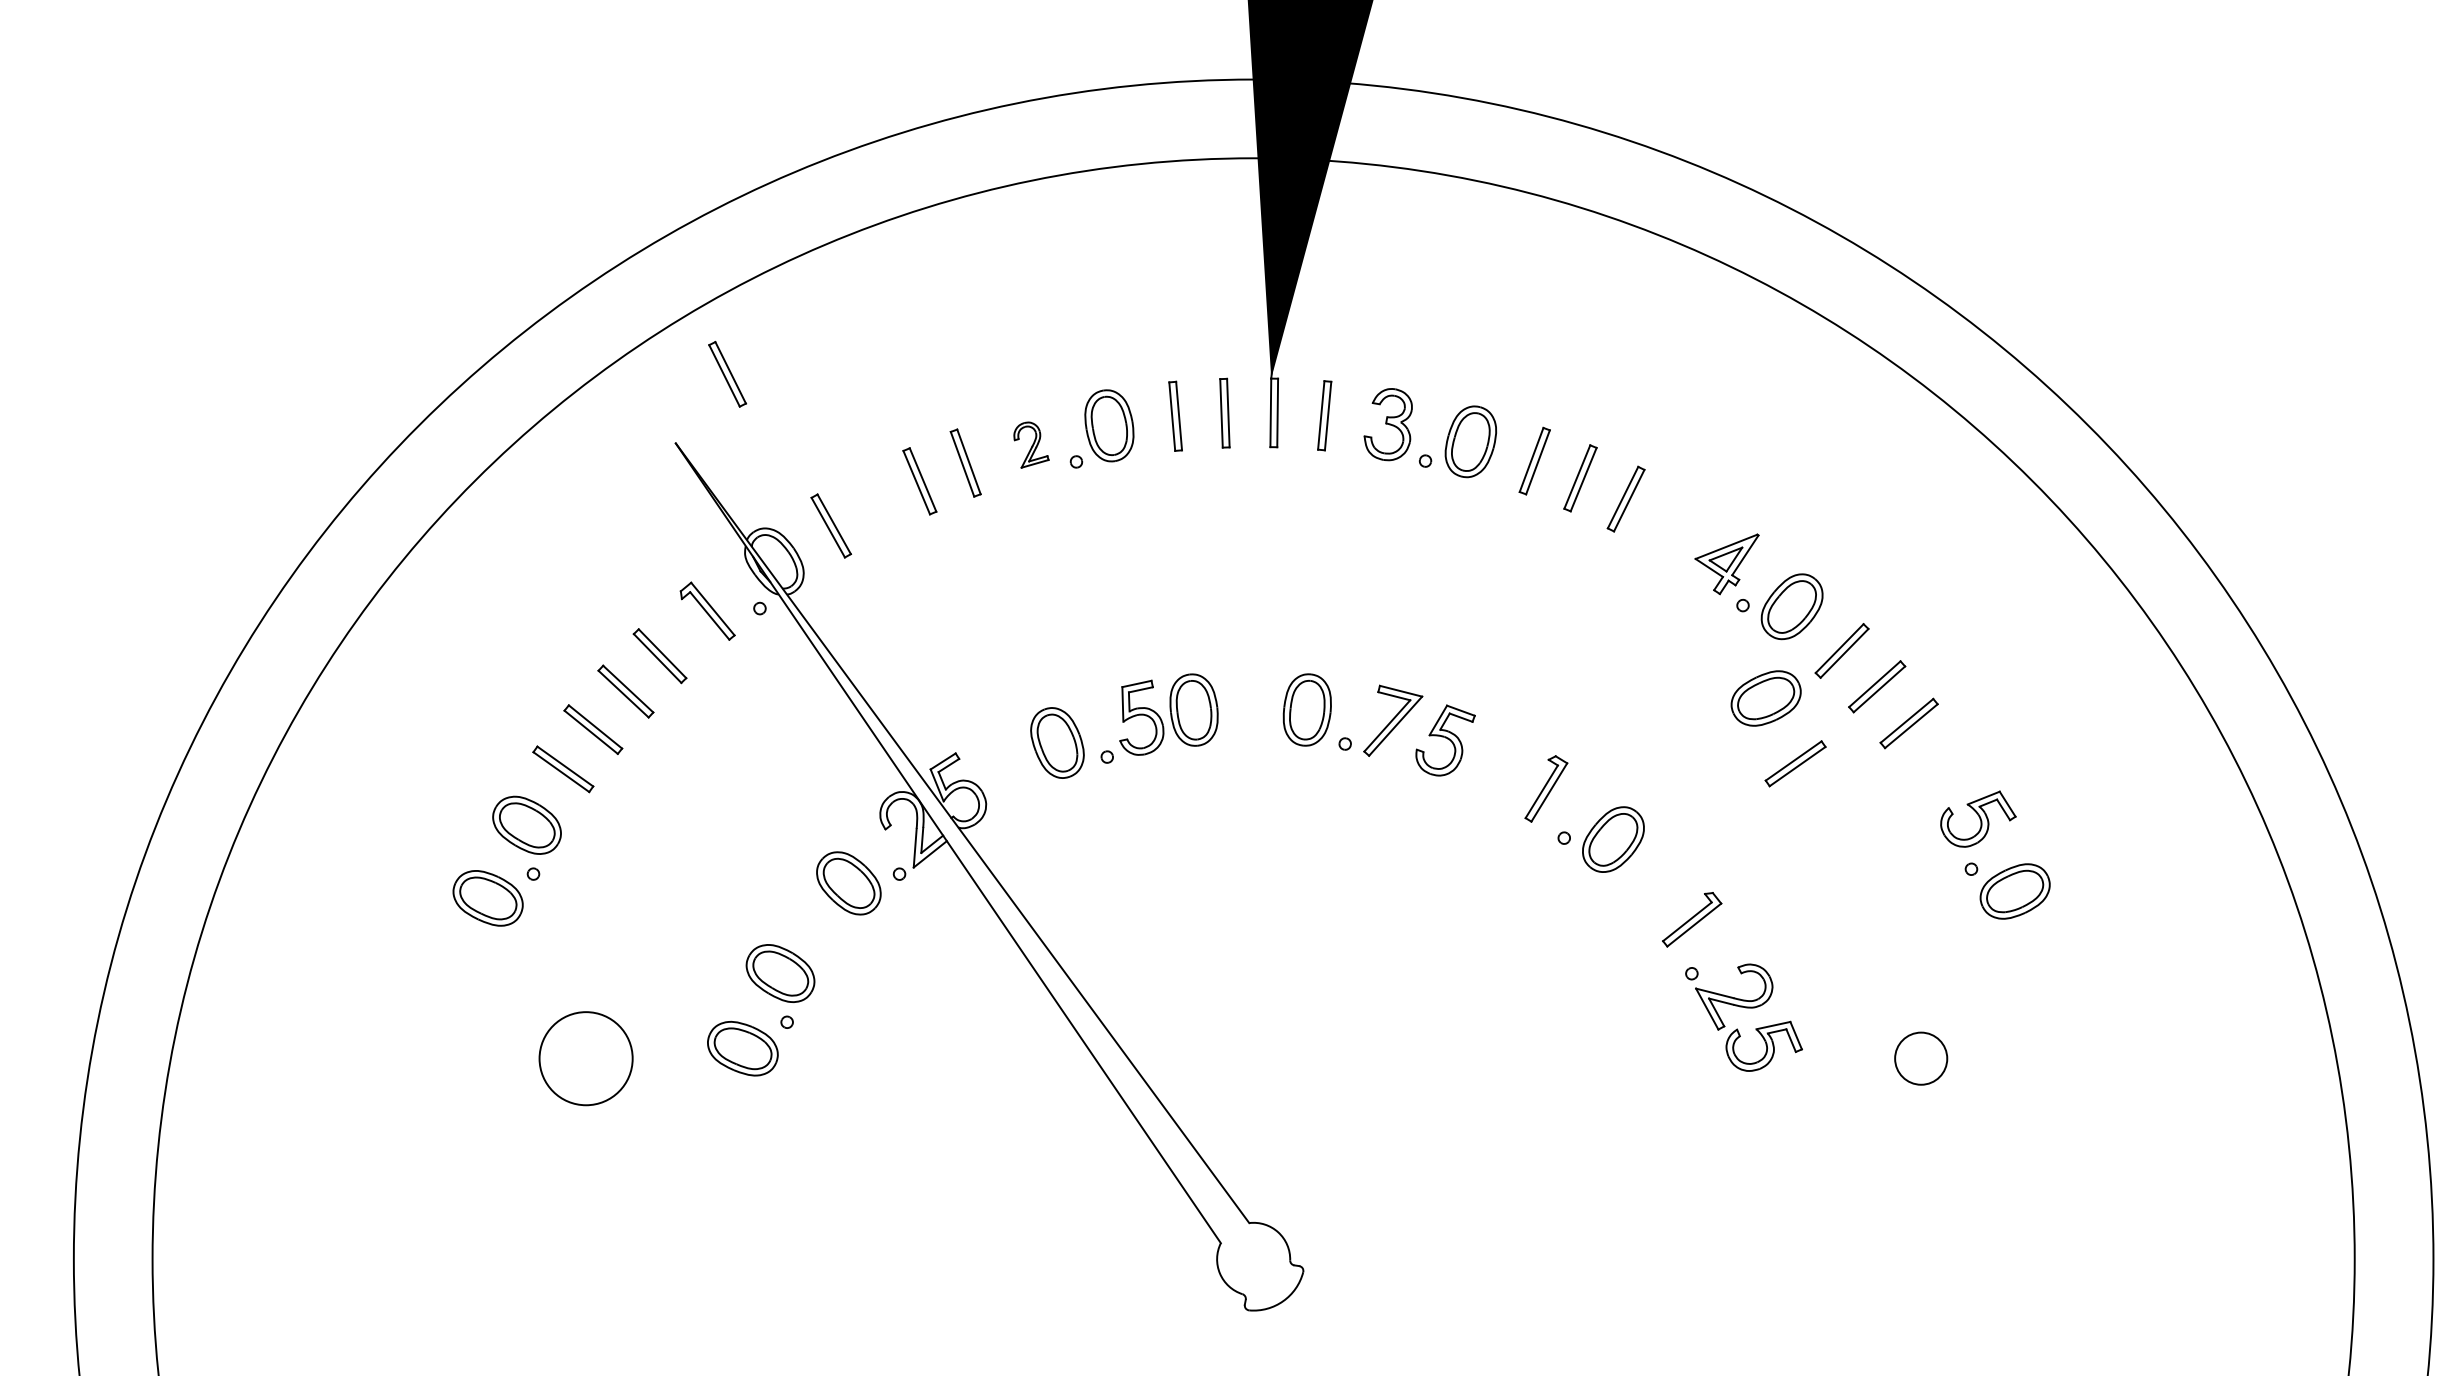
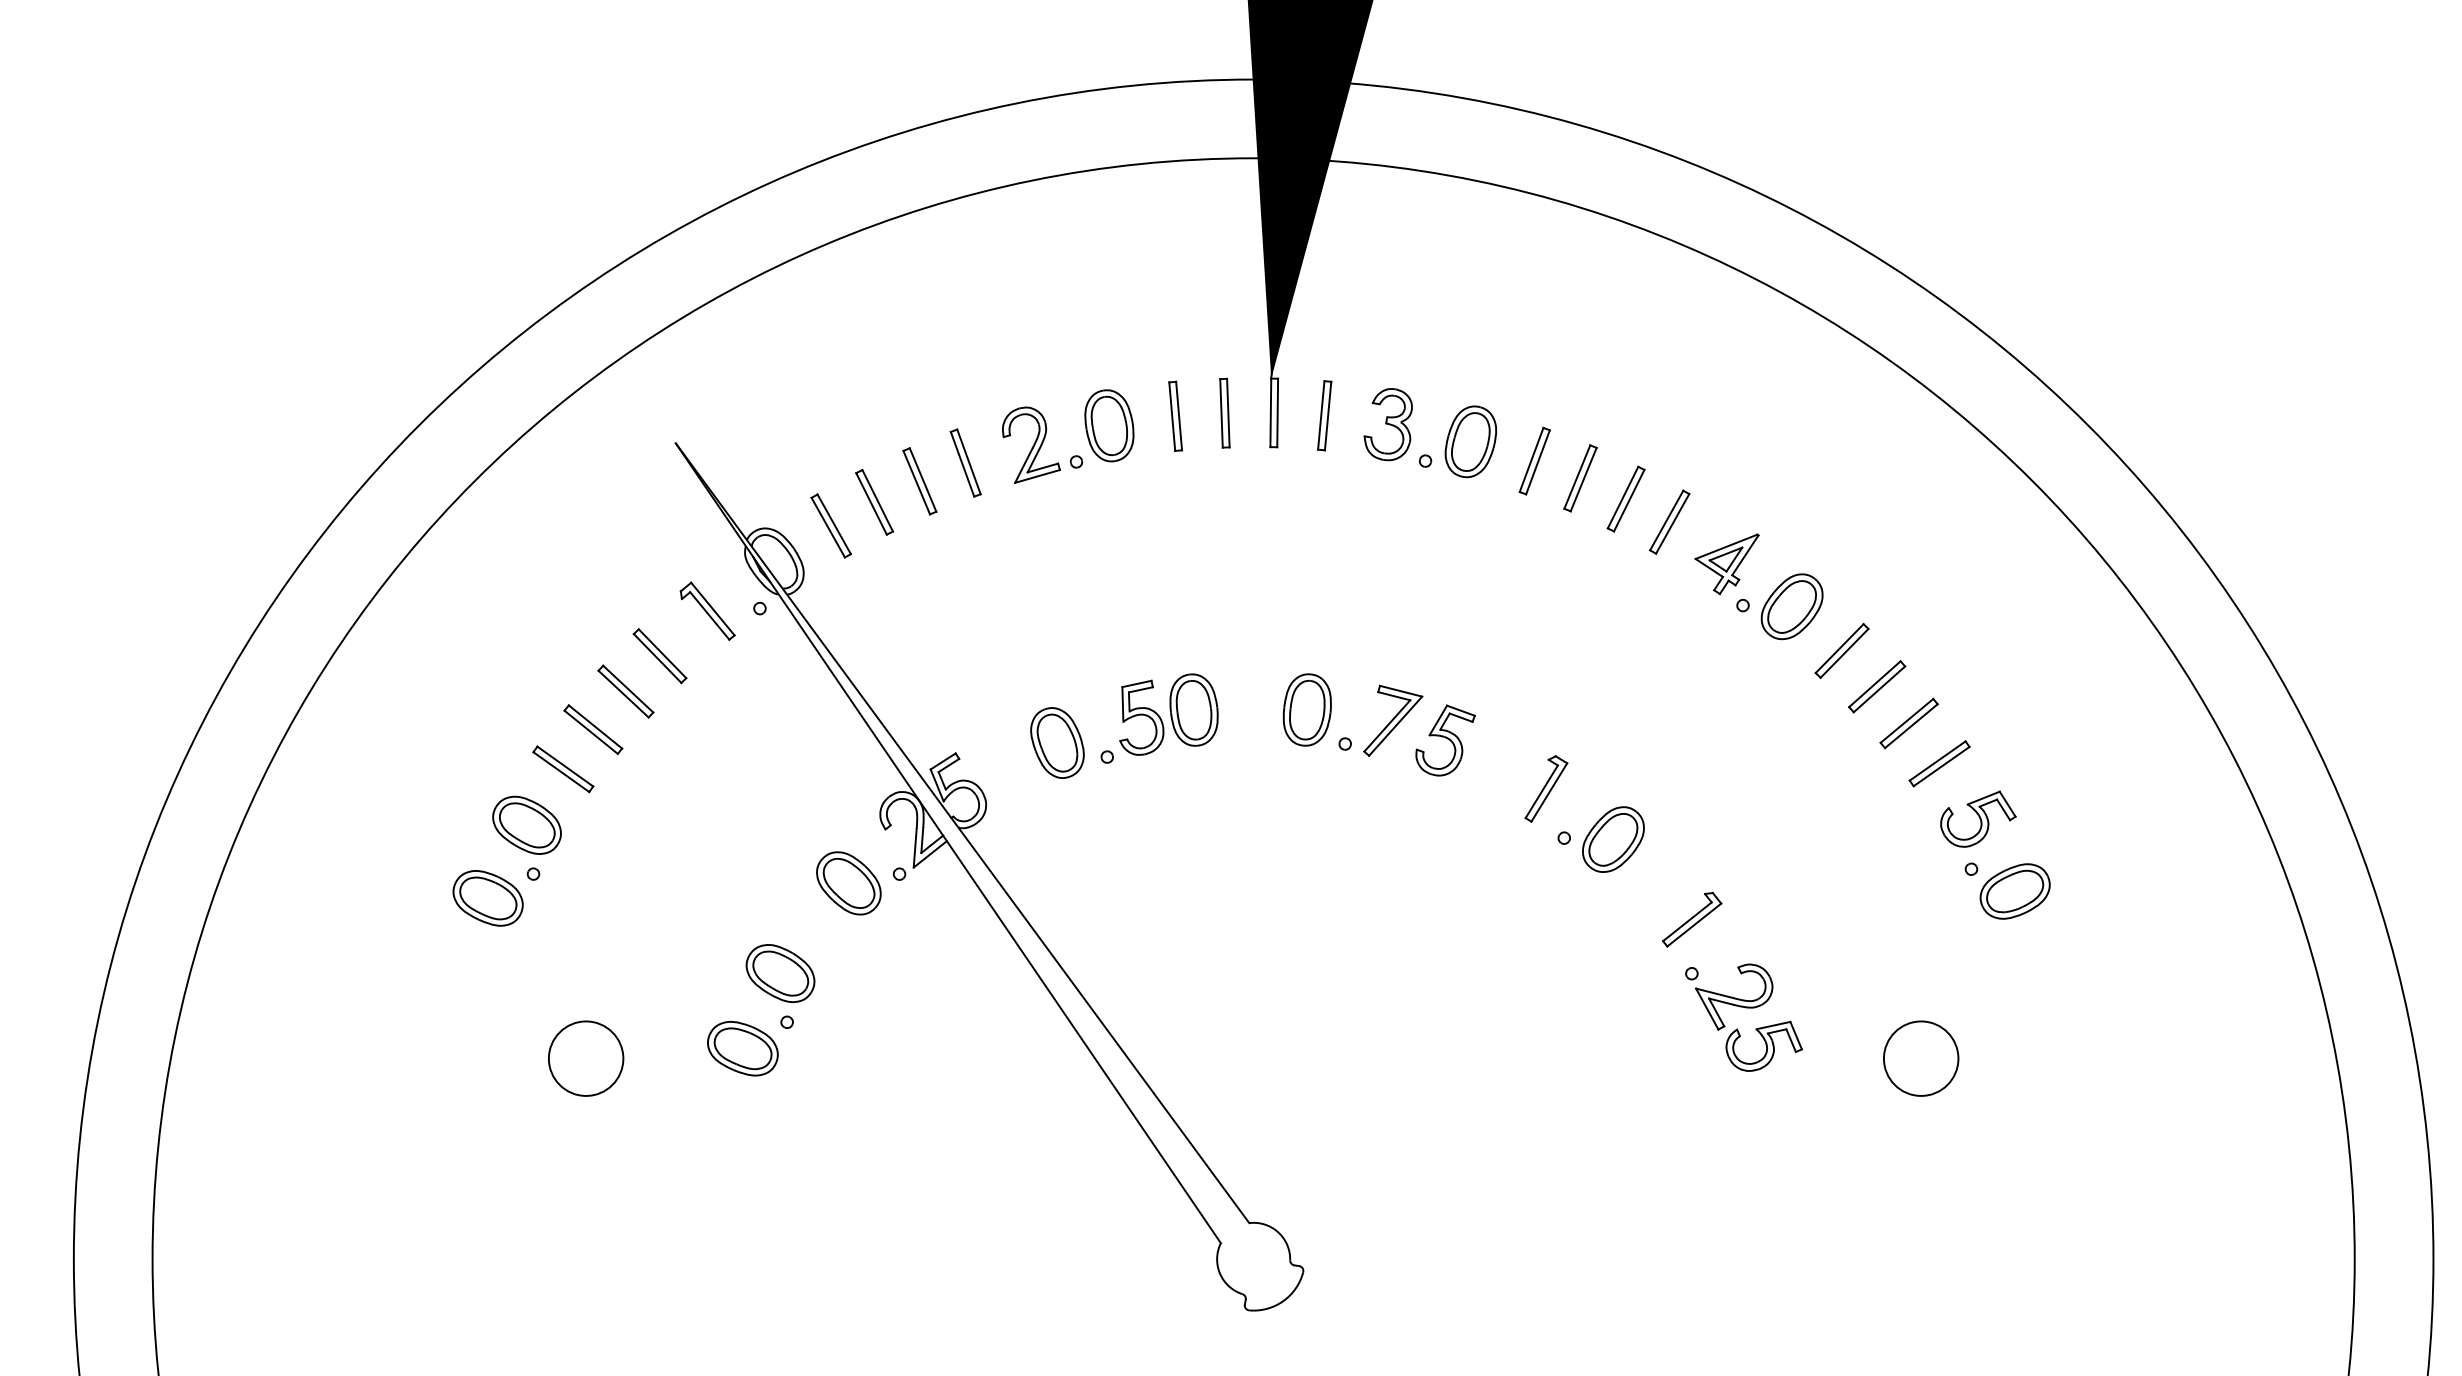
part position: (727, 374) -> (874, 502) (874, 502)
part size: 37x48 px -> 59x78 px (1031, 444)
part: none -> present (1669, 521)
part: present -> none (1765, 698)
part position: (1795, 763) -> (1939, 763) (1939, 763)
circle diameter: 93 px -> 74 px (585, 1058)
circle diameter: 52 px -> 74 px (1920, 1058)
